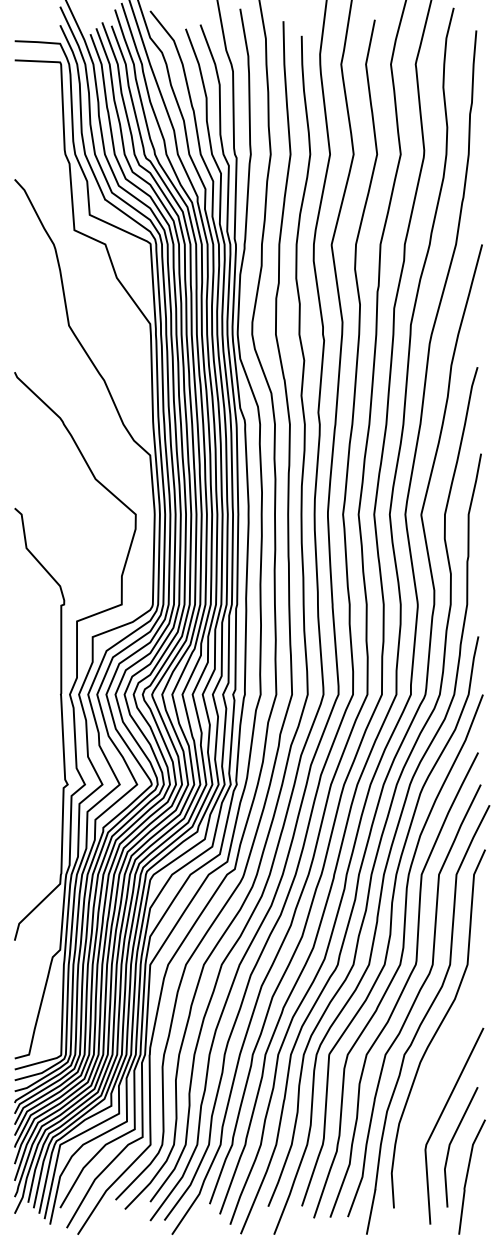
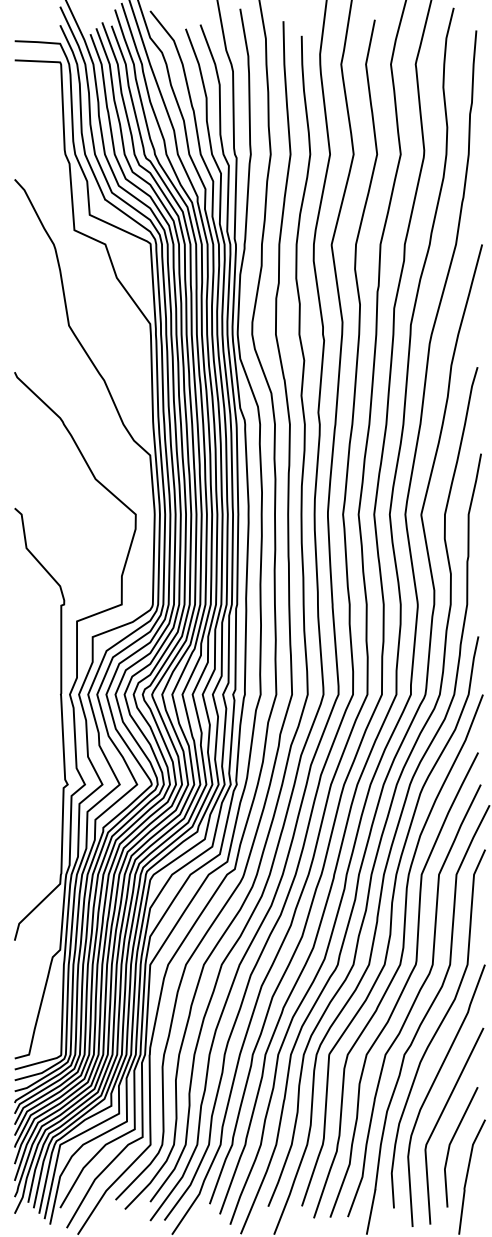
curve: none -> present (432, 1087)
